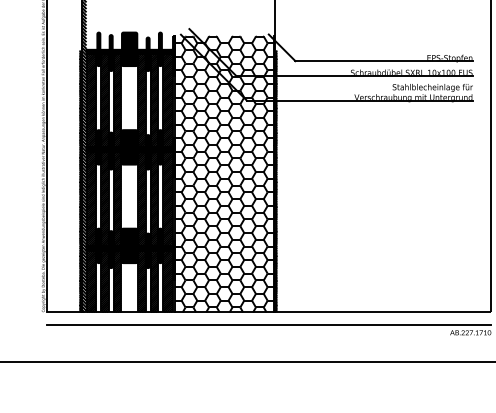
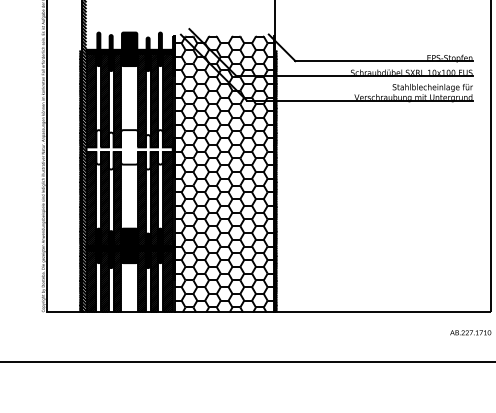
fill: present -> none (129, 149)
line: present -> none (268, 324)
